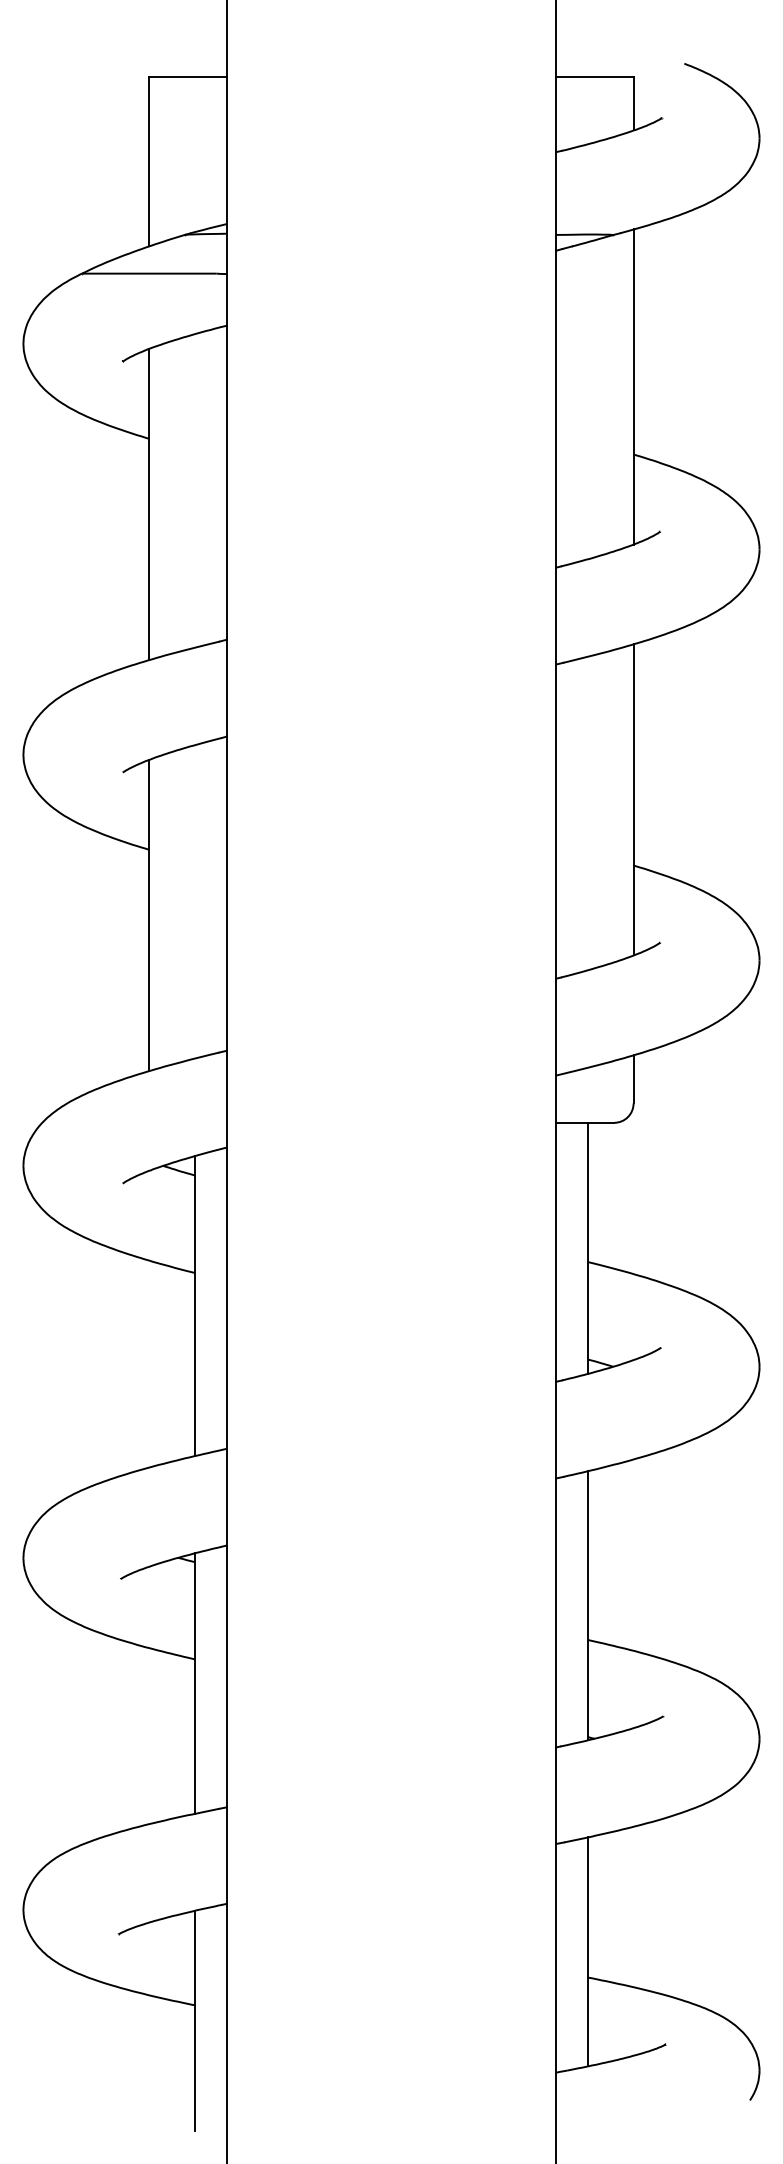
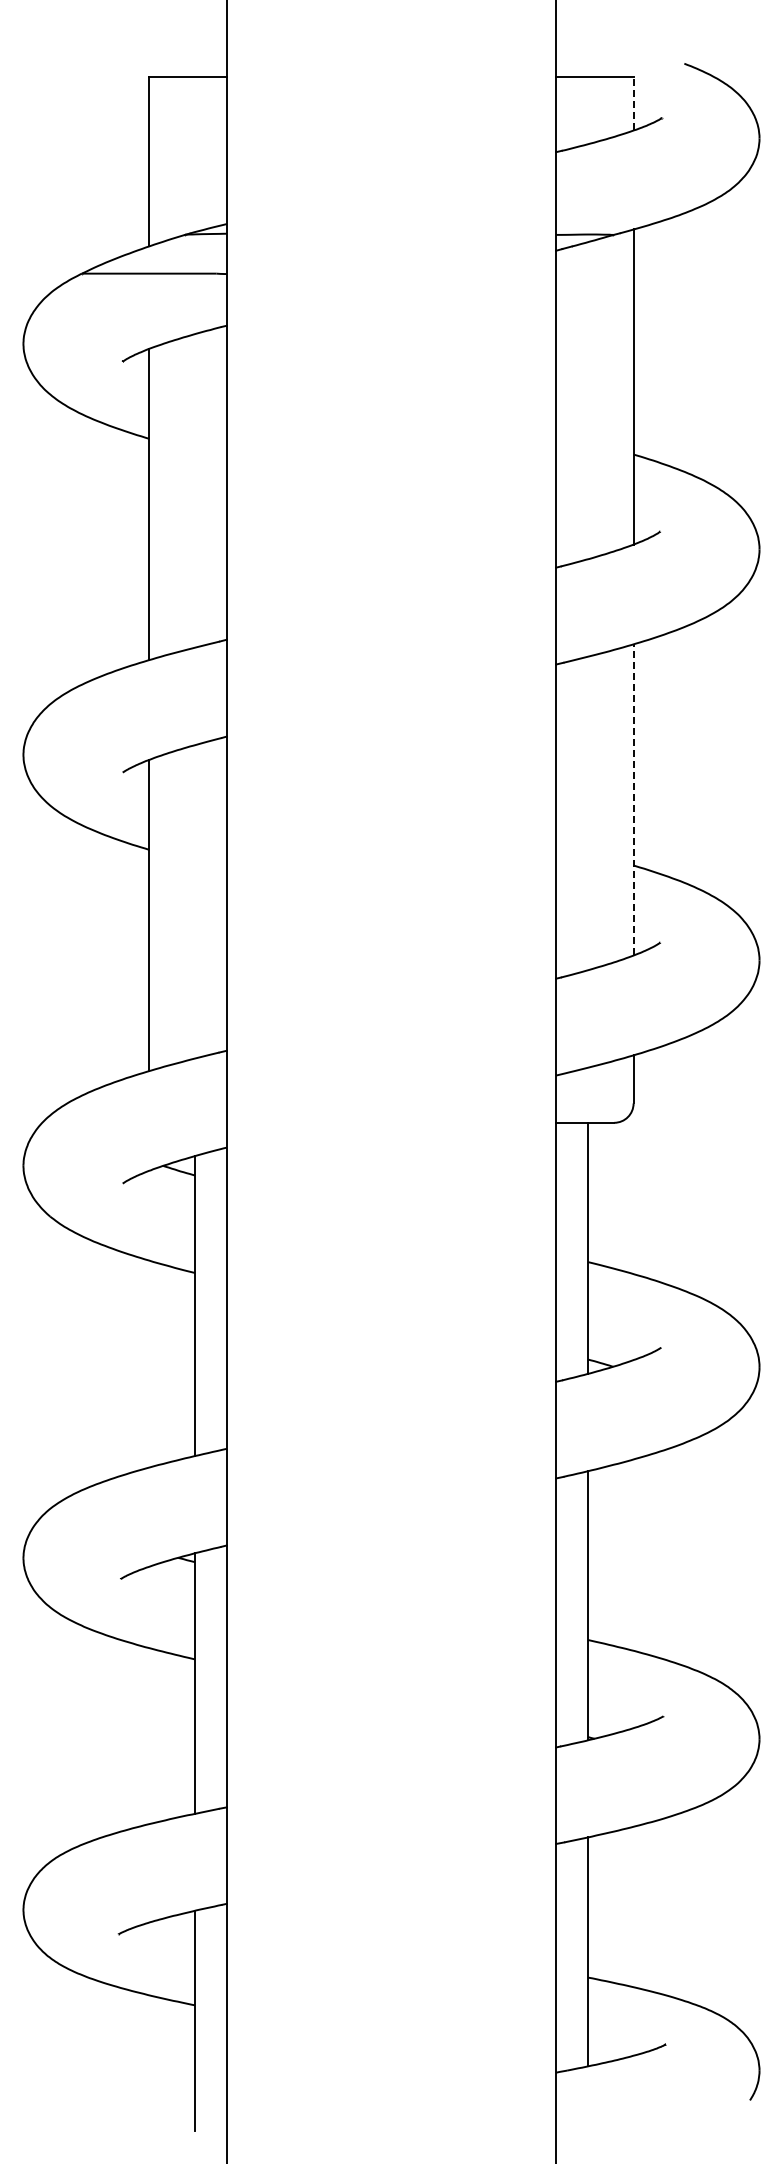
line: solid -> dashed (633, 103)
line: solid -> dashed (633, 799)
